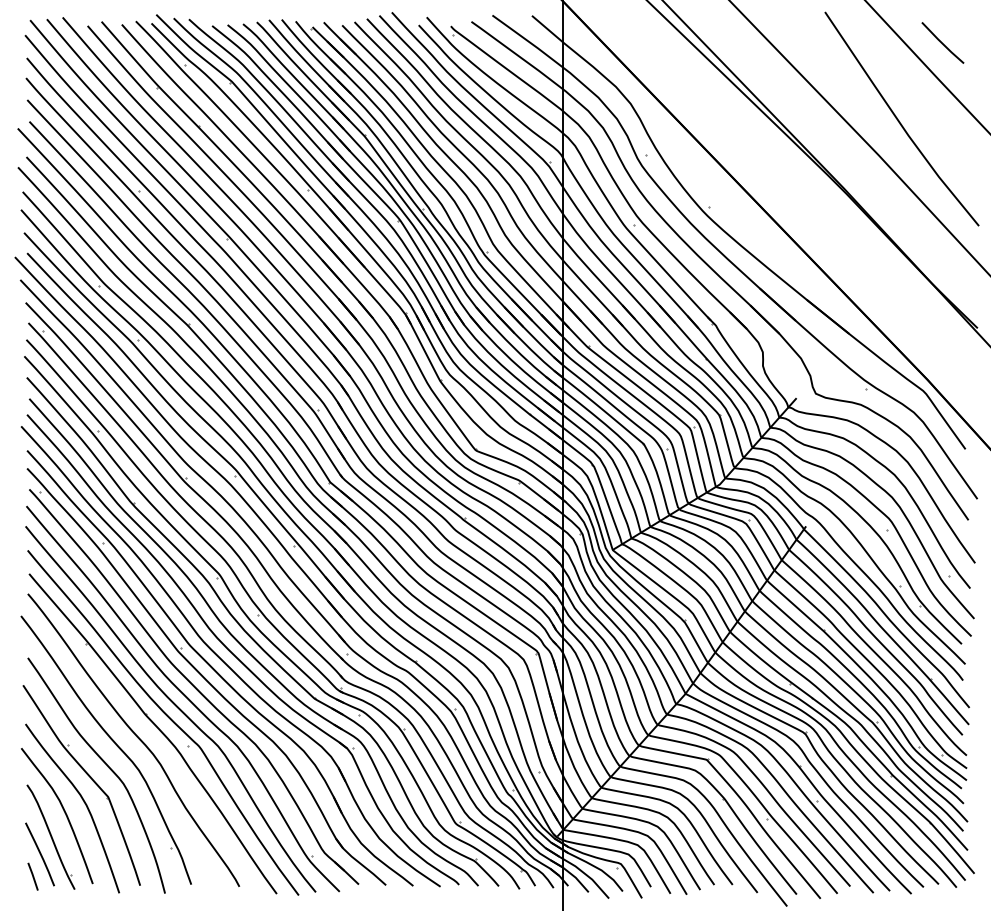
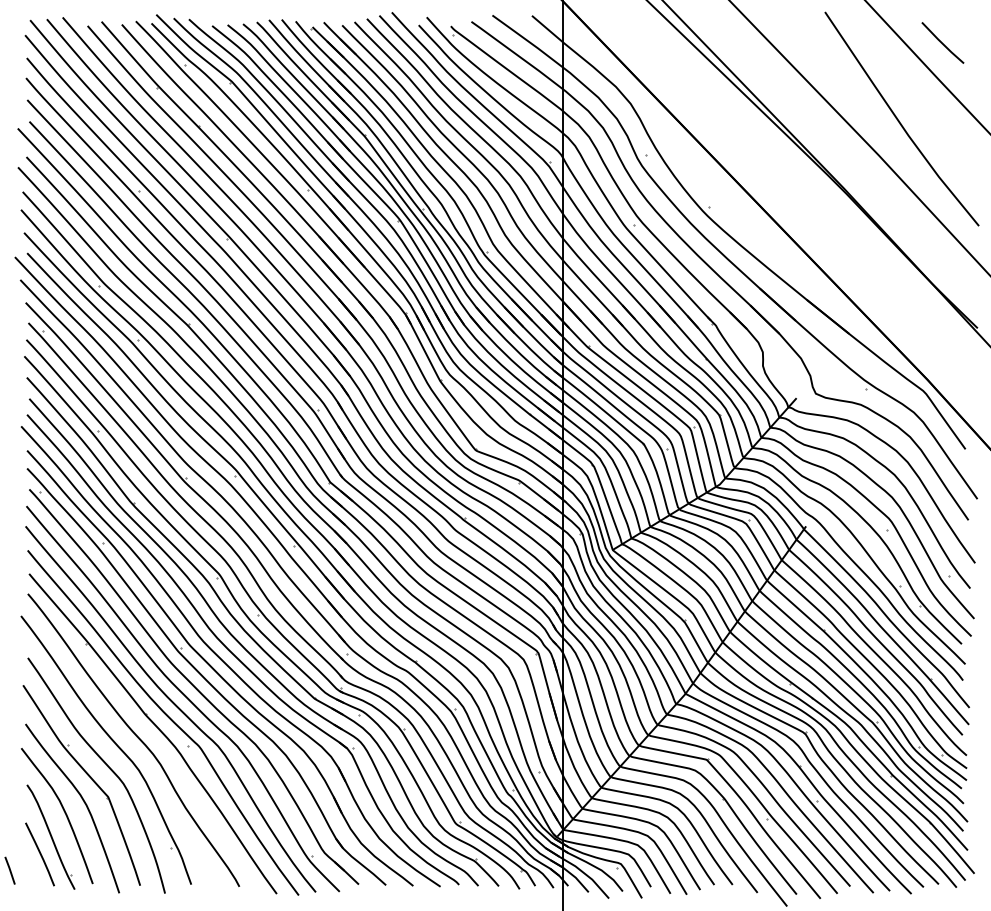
line position: (32, 876) -> (9, 870) (9, 870)
